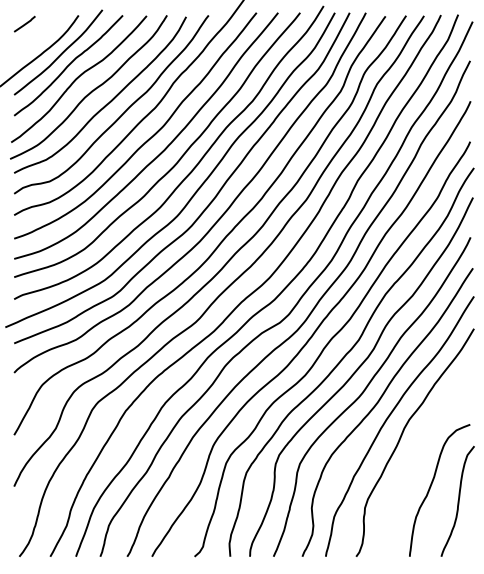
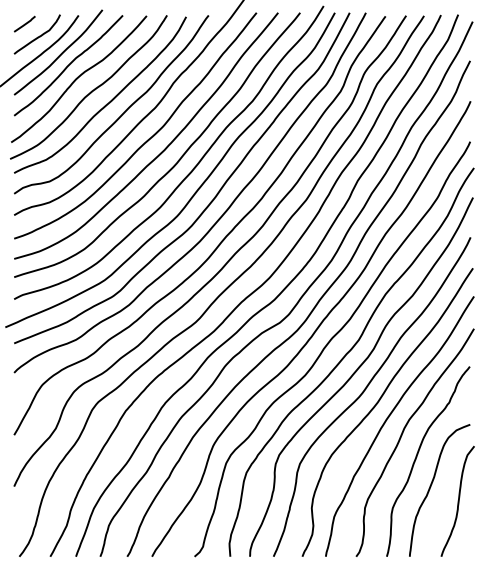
curve: none -> present (37, 36)
curve: none -> present (417, 457)
